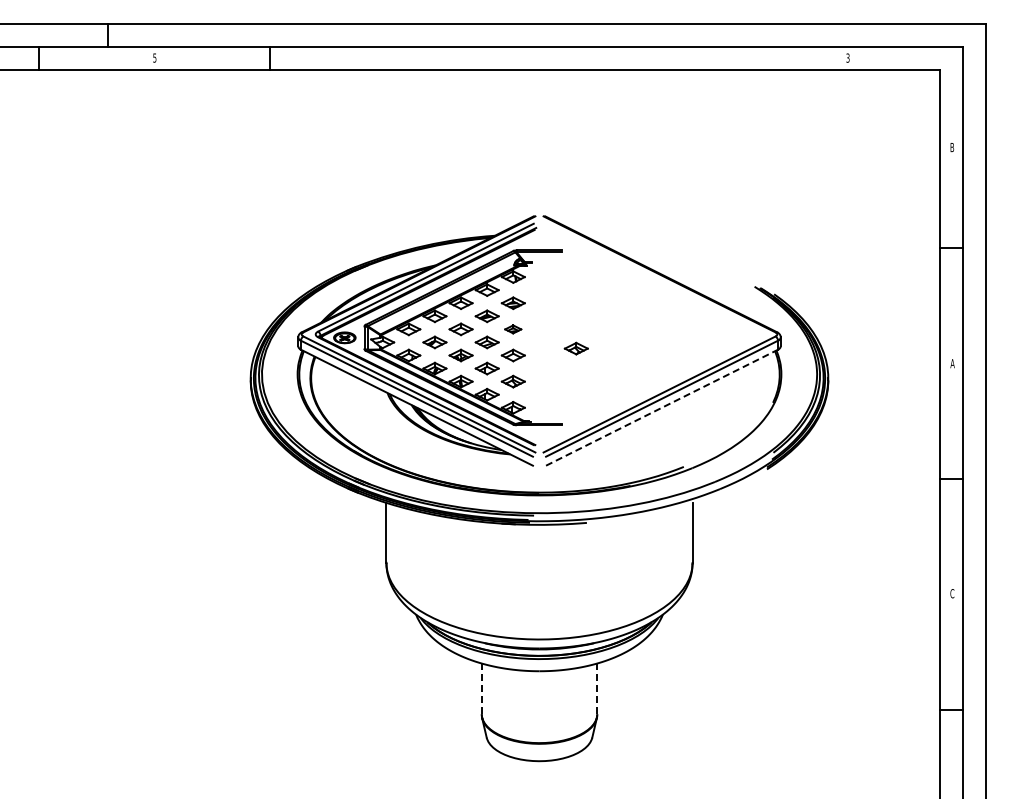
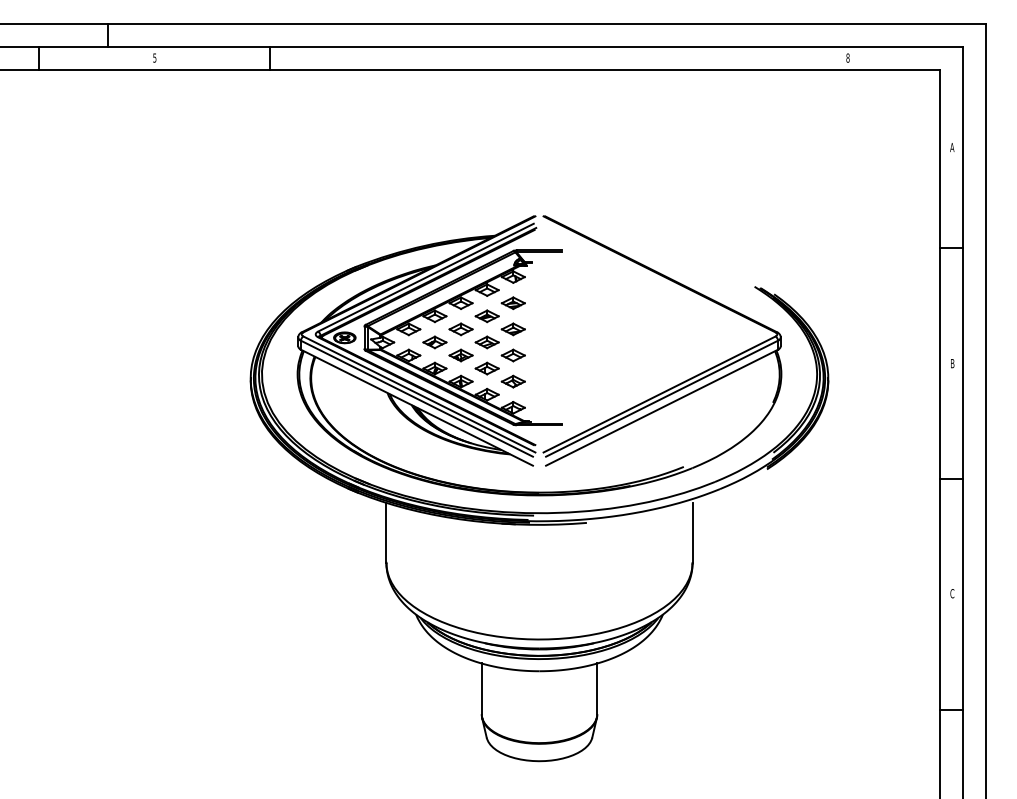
text: 3 -> 8 (847, 57)
text: B -> A (952, 147)
part size: 19x11 px -> 26x15 px (512, 329)
part: present -> none (575, 348)
text: A -> B (952, 363)
line: dashed -> solid (662, 407)
line: dashed -> solid (597, 688)
line: dashed -> solid (481, 689)
